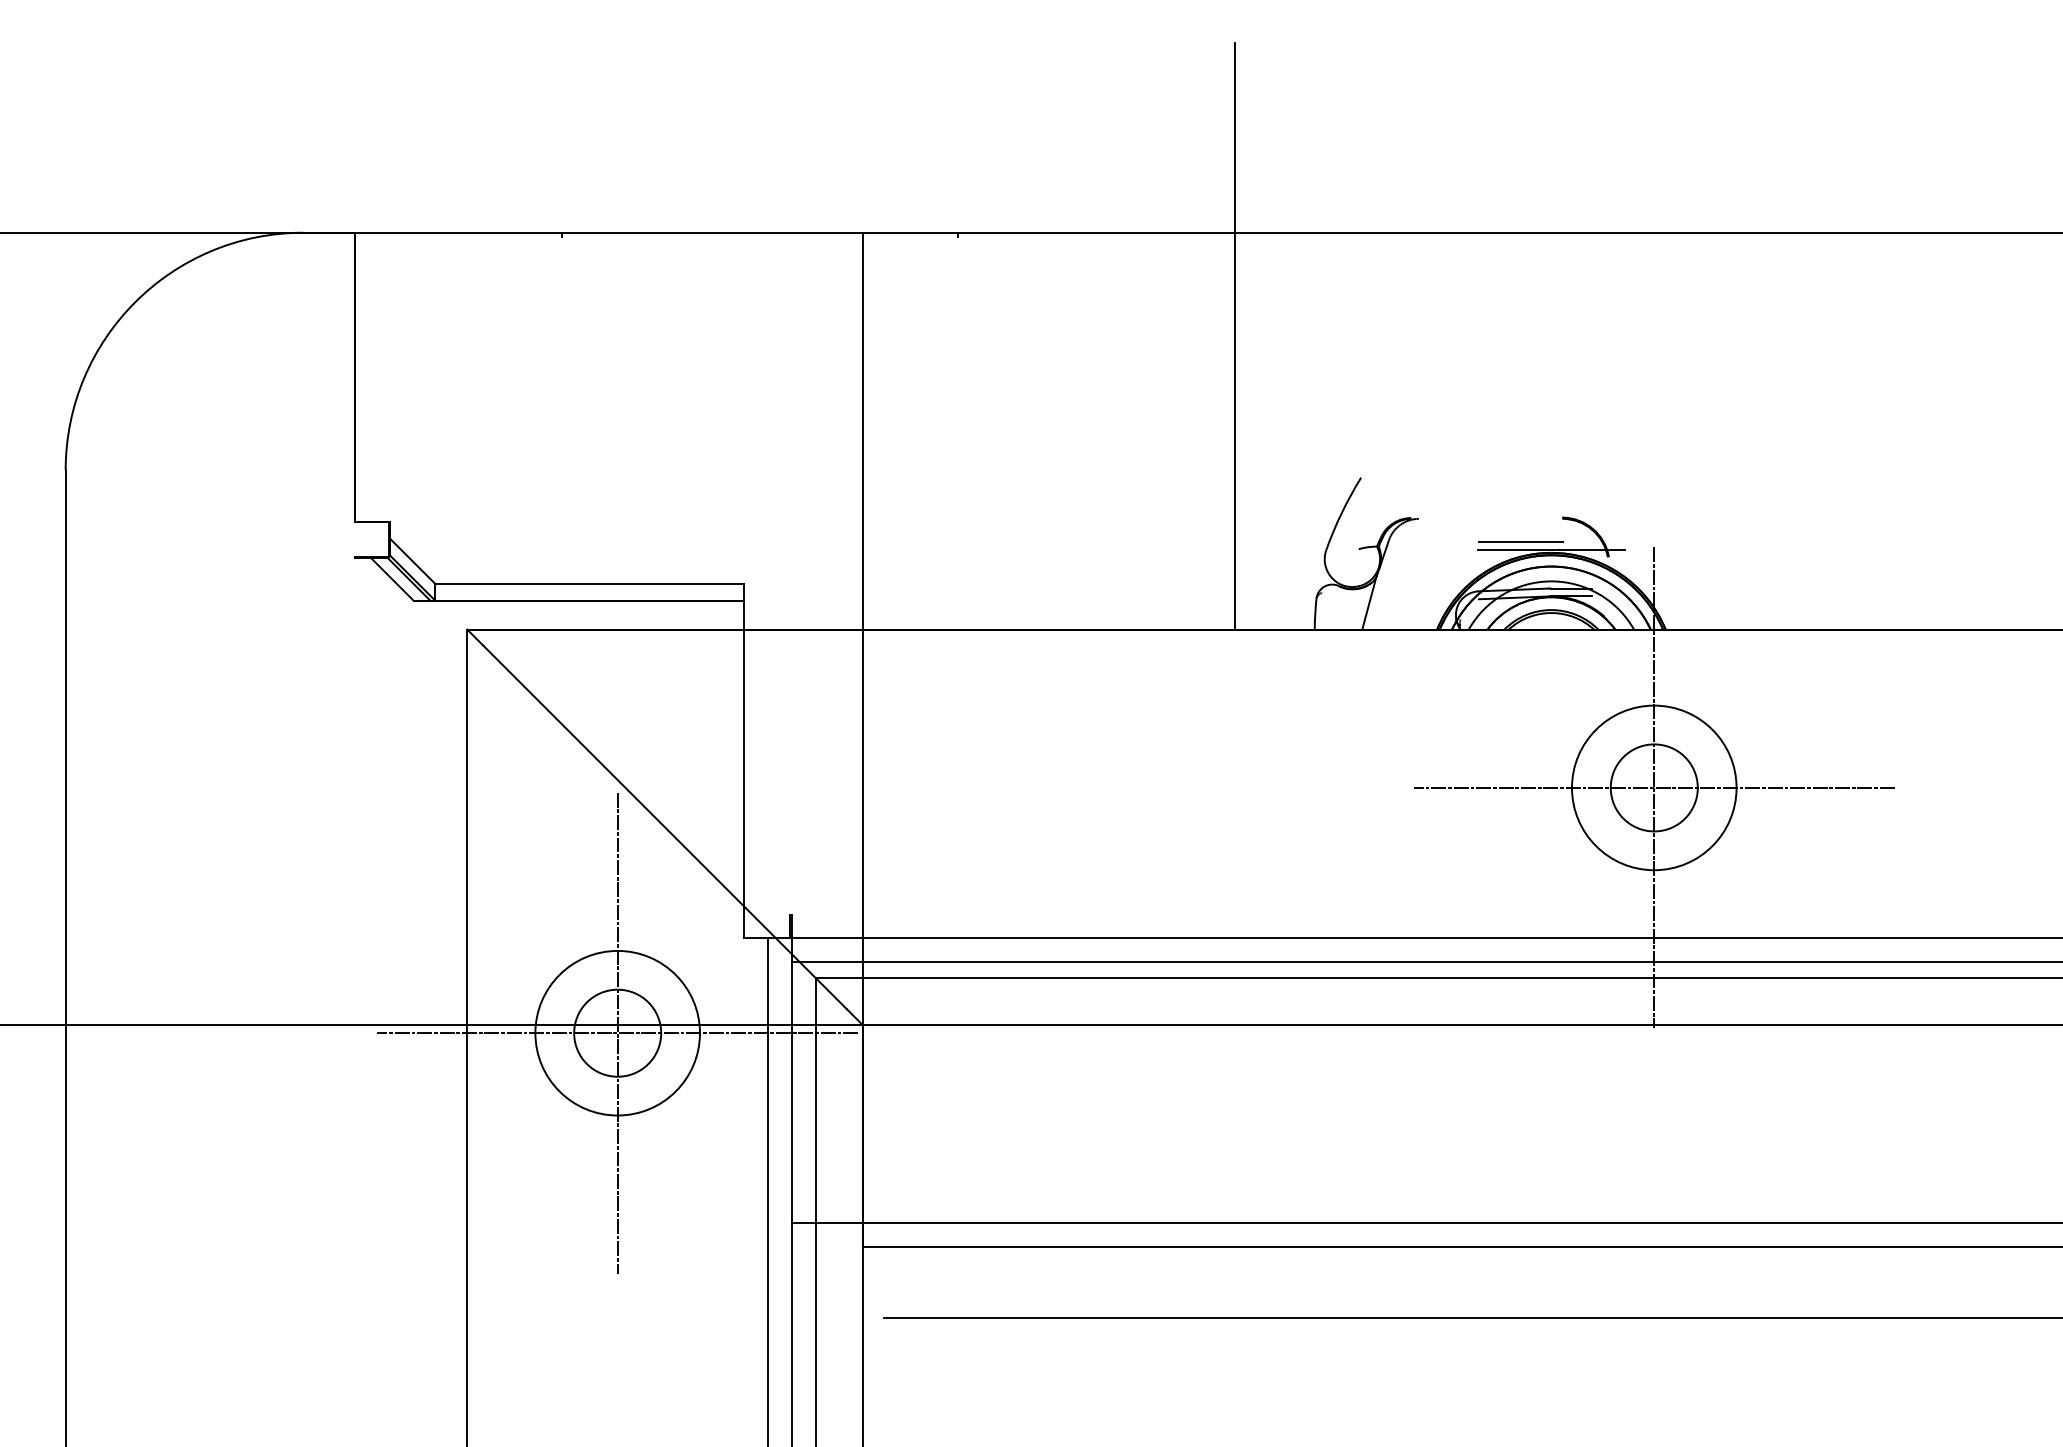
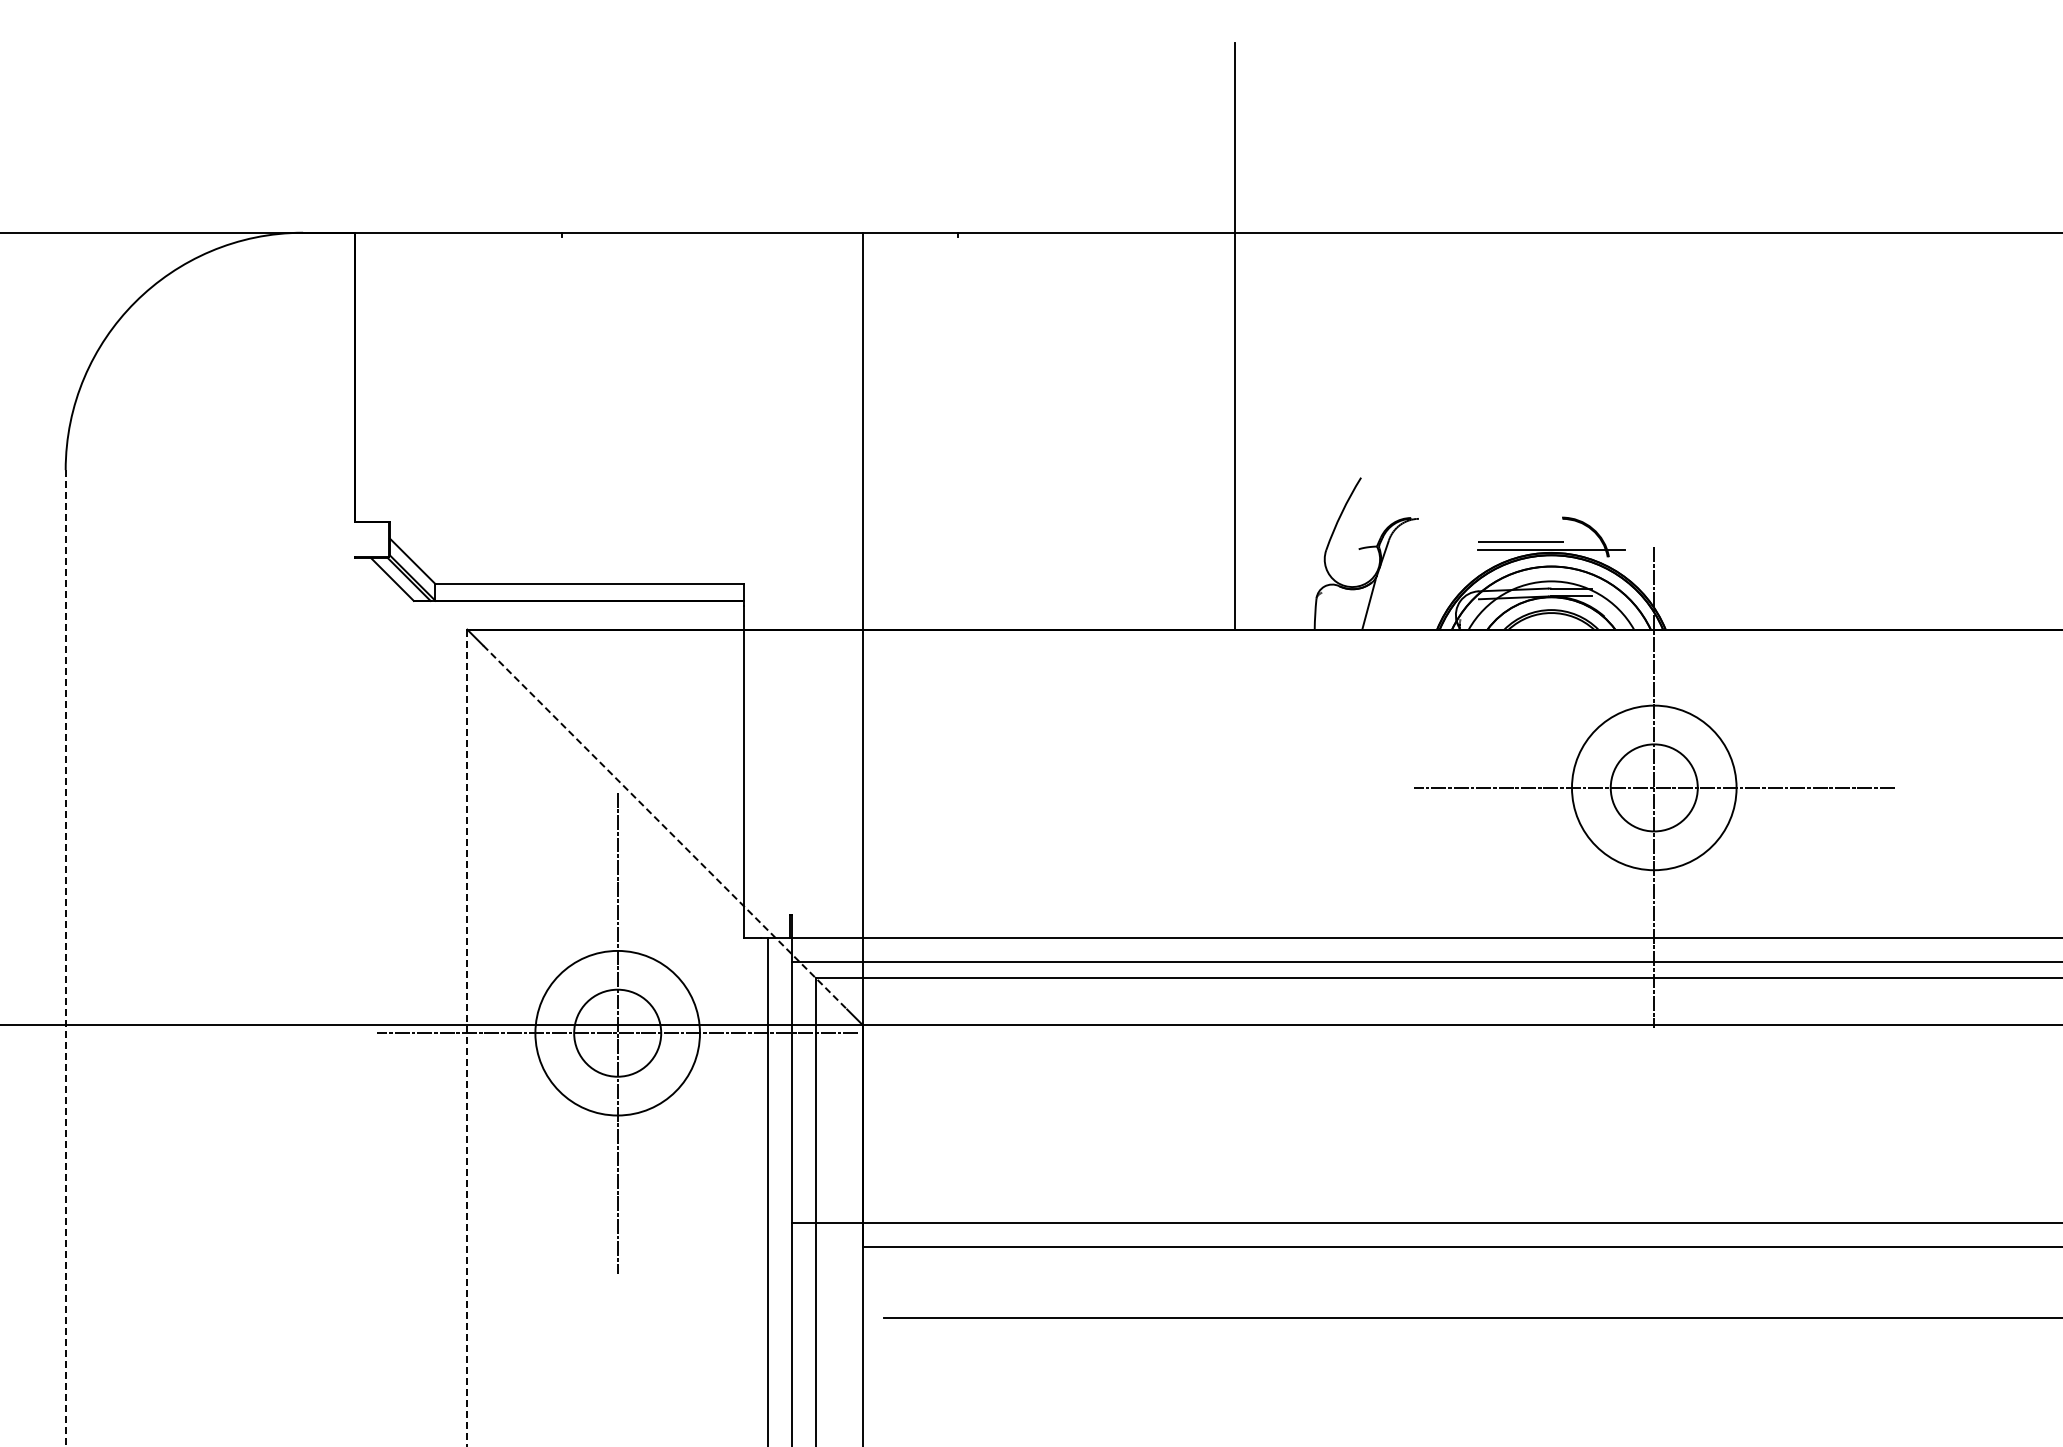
line: solid -> dashed (665, 827)
line: solid -> dashed (65, 958)
line: solid -> dashed (467, 1038)
